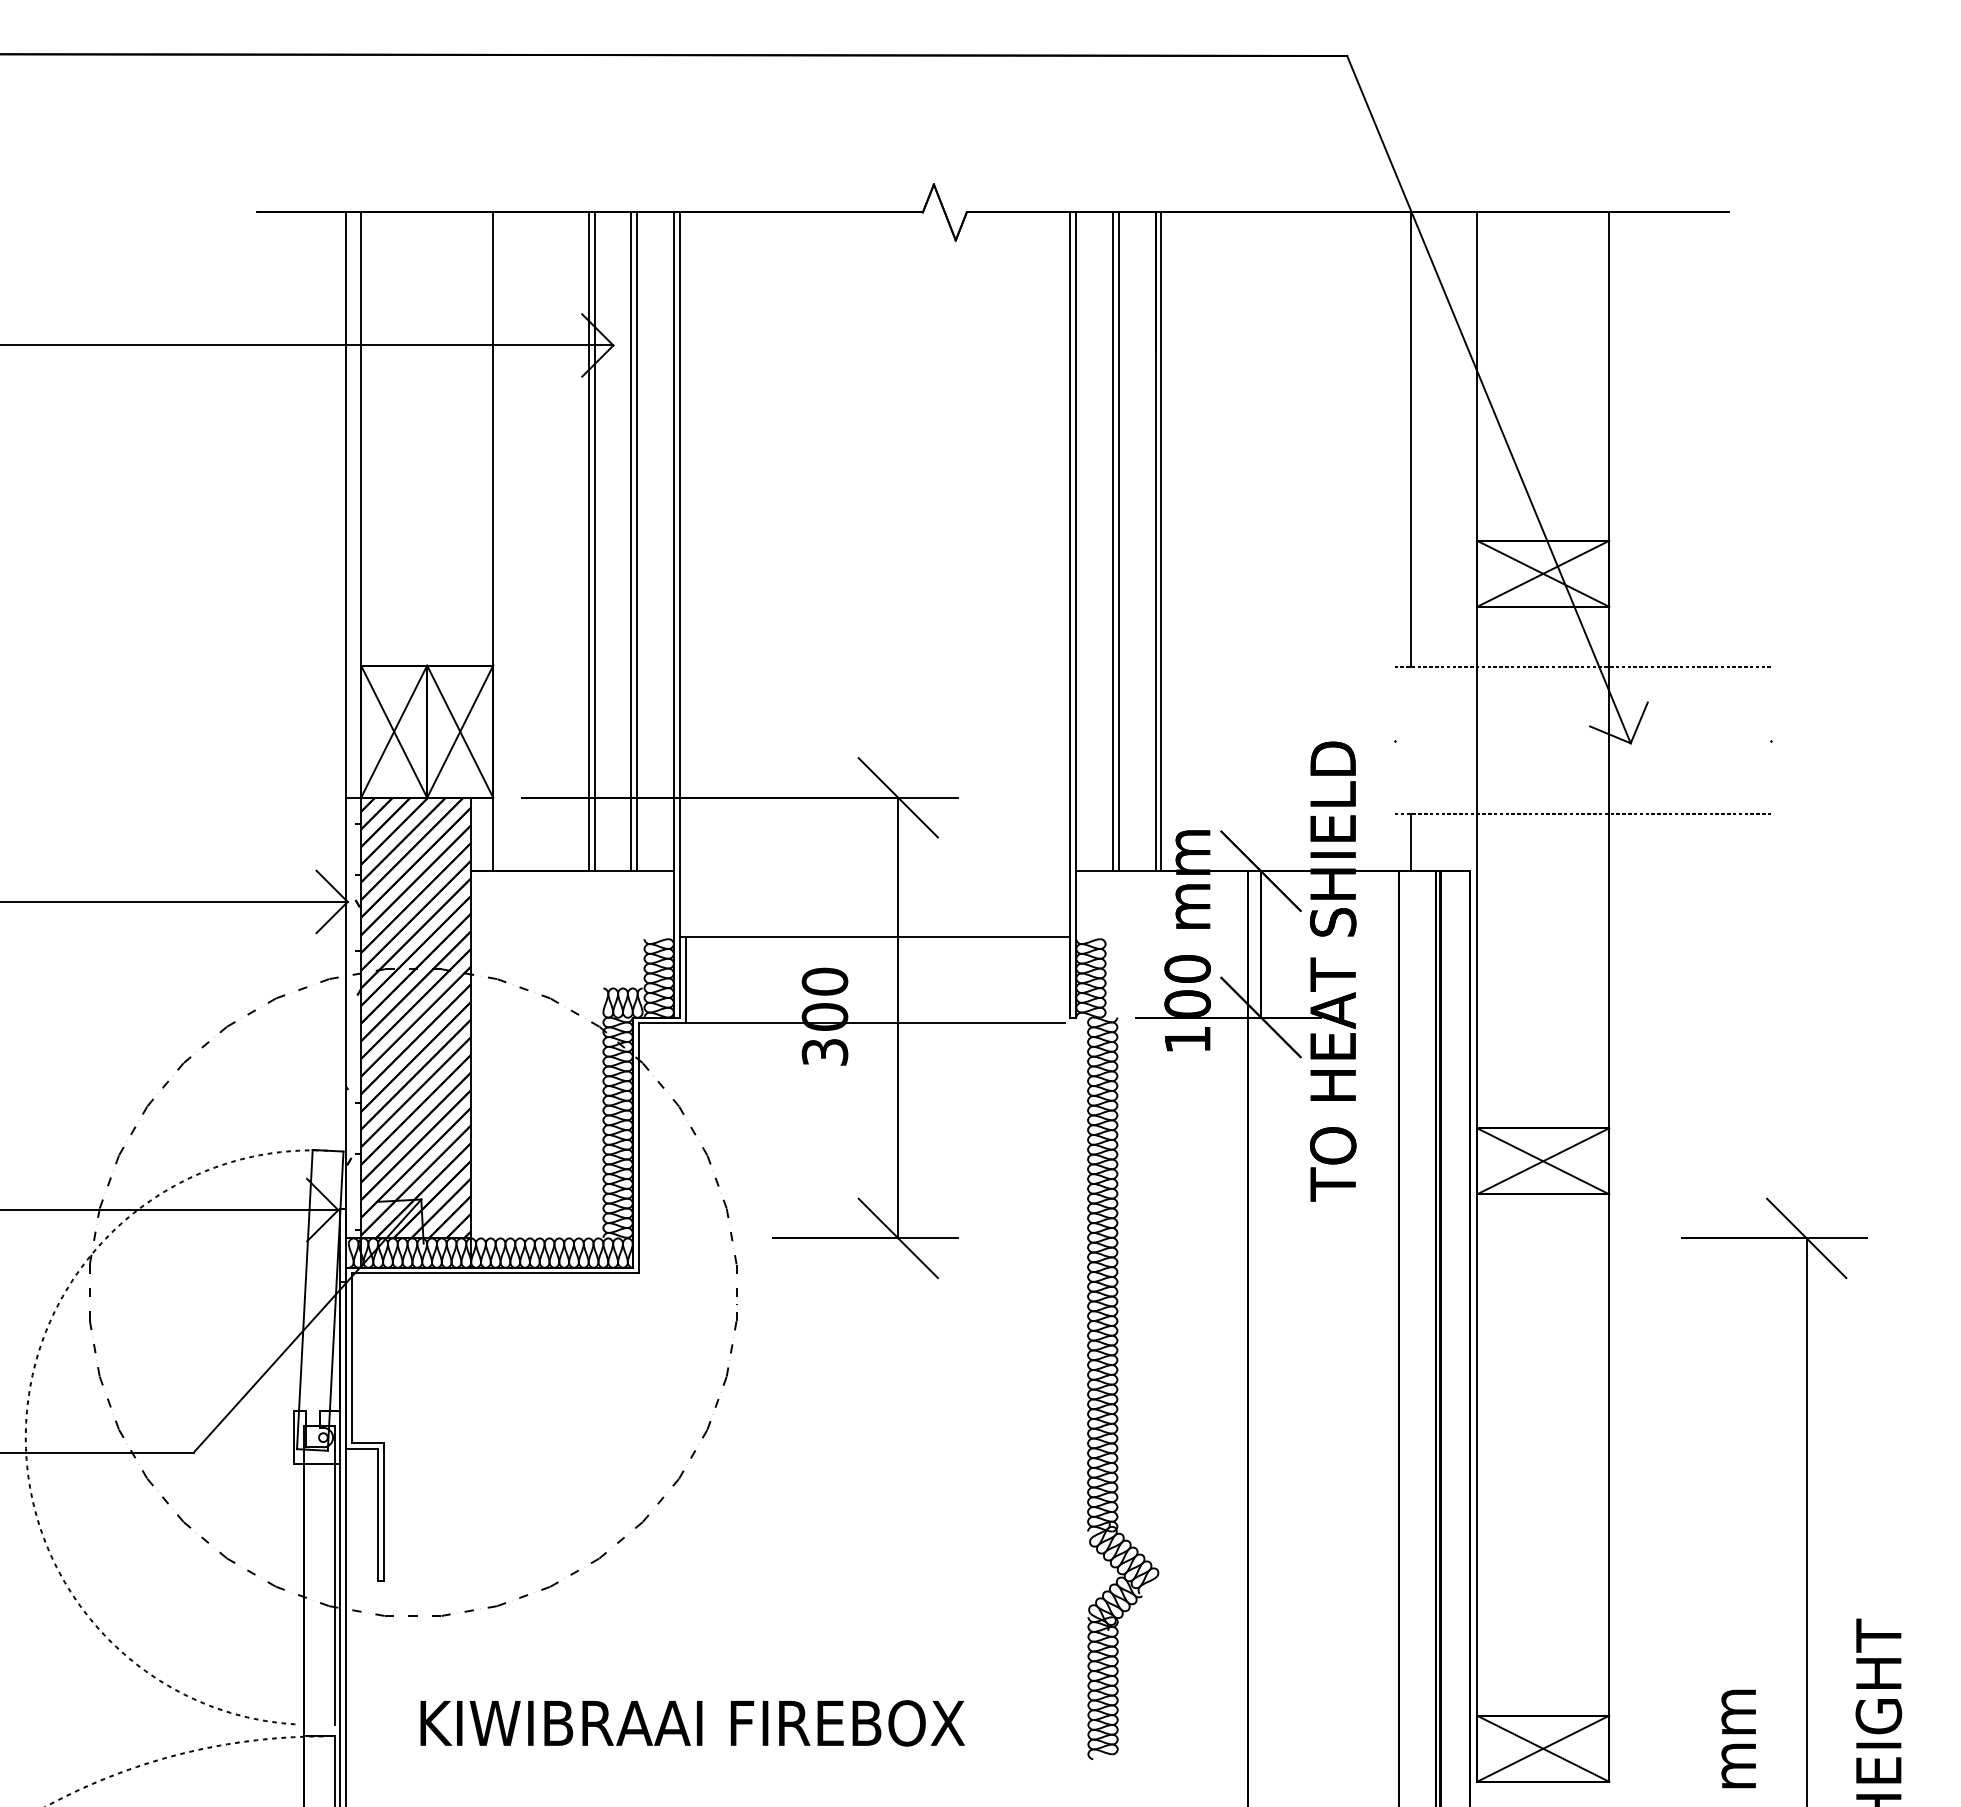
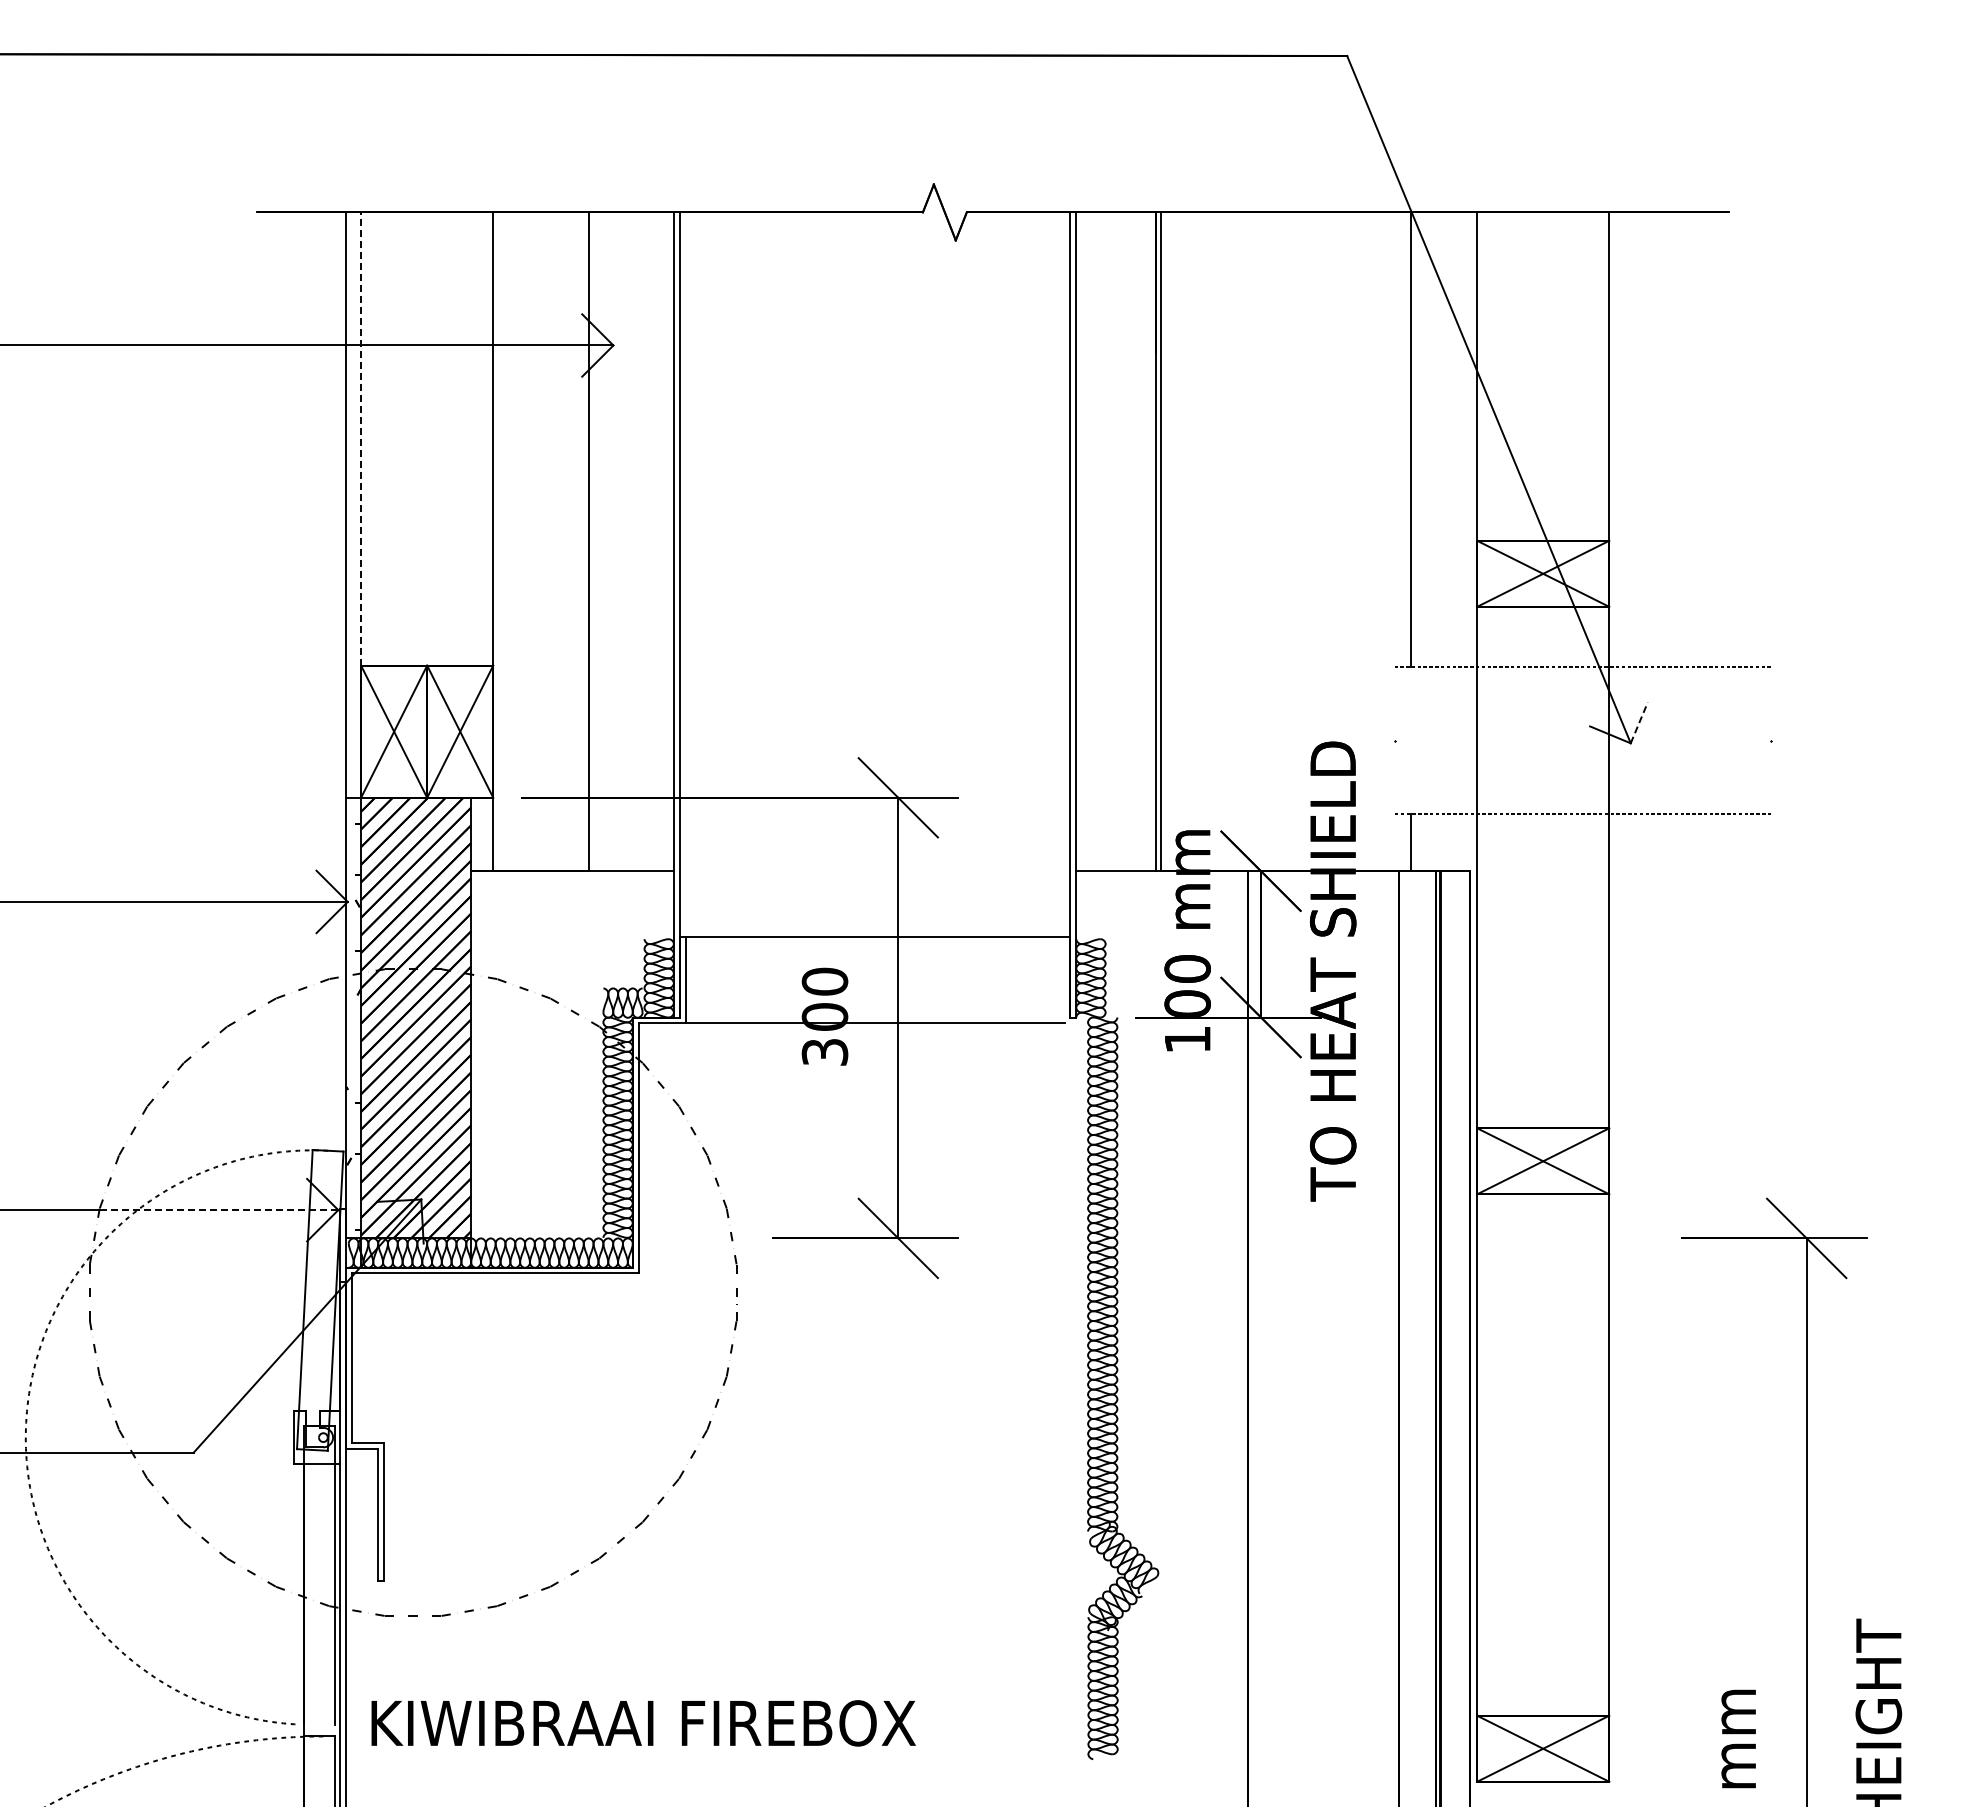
line: solid -> dashed (361, 439)
line: present -> none (594, 541)
line: present -> none (631, 541)
line: present -> none (637, 541)
line: present -> none (1113, 541)
line: present -> none (1118, 541)
line: solid -> dashed (1639, 722)
line: solid -> dashed (217, 1210)
text position: (692, 1723) -> (643, 1723) (643, 1723)
